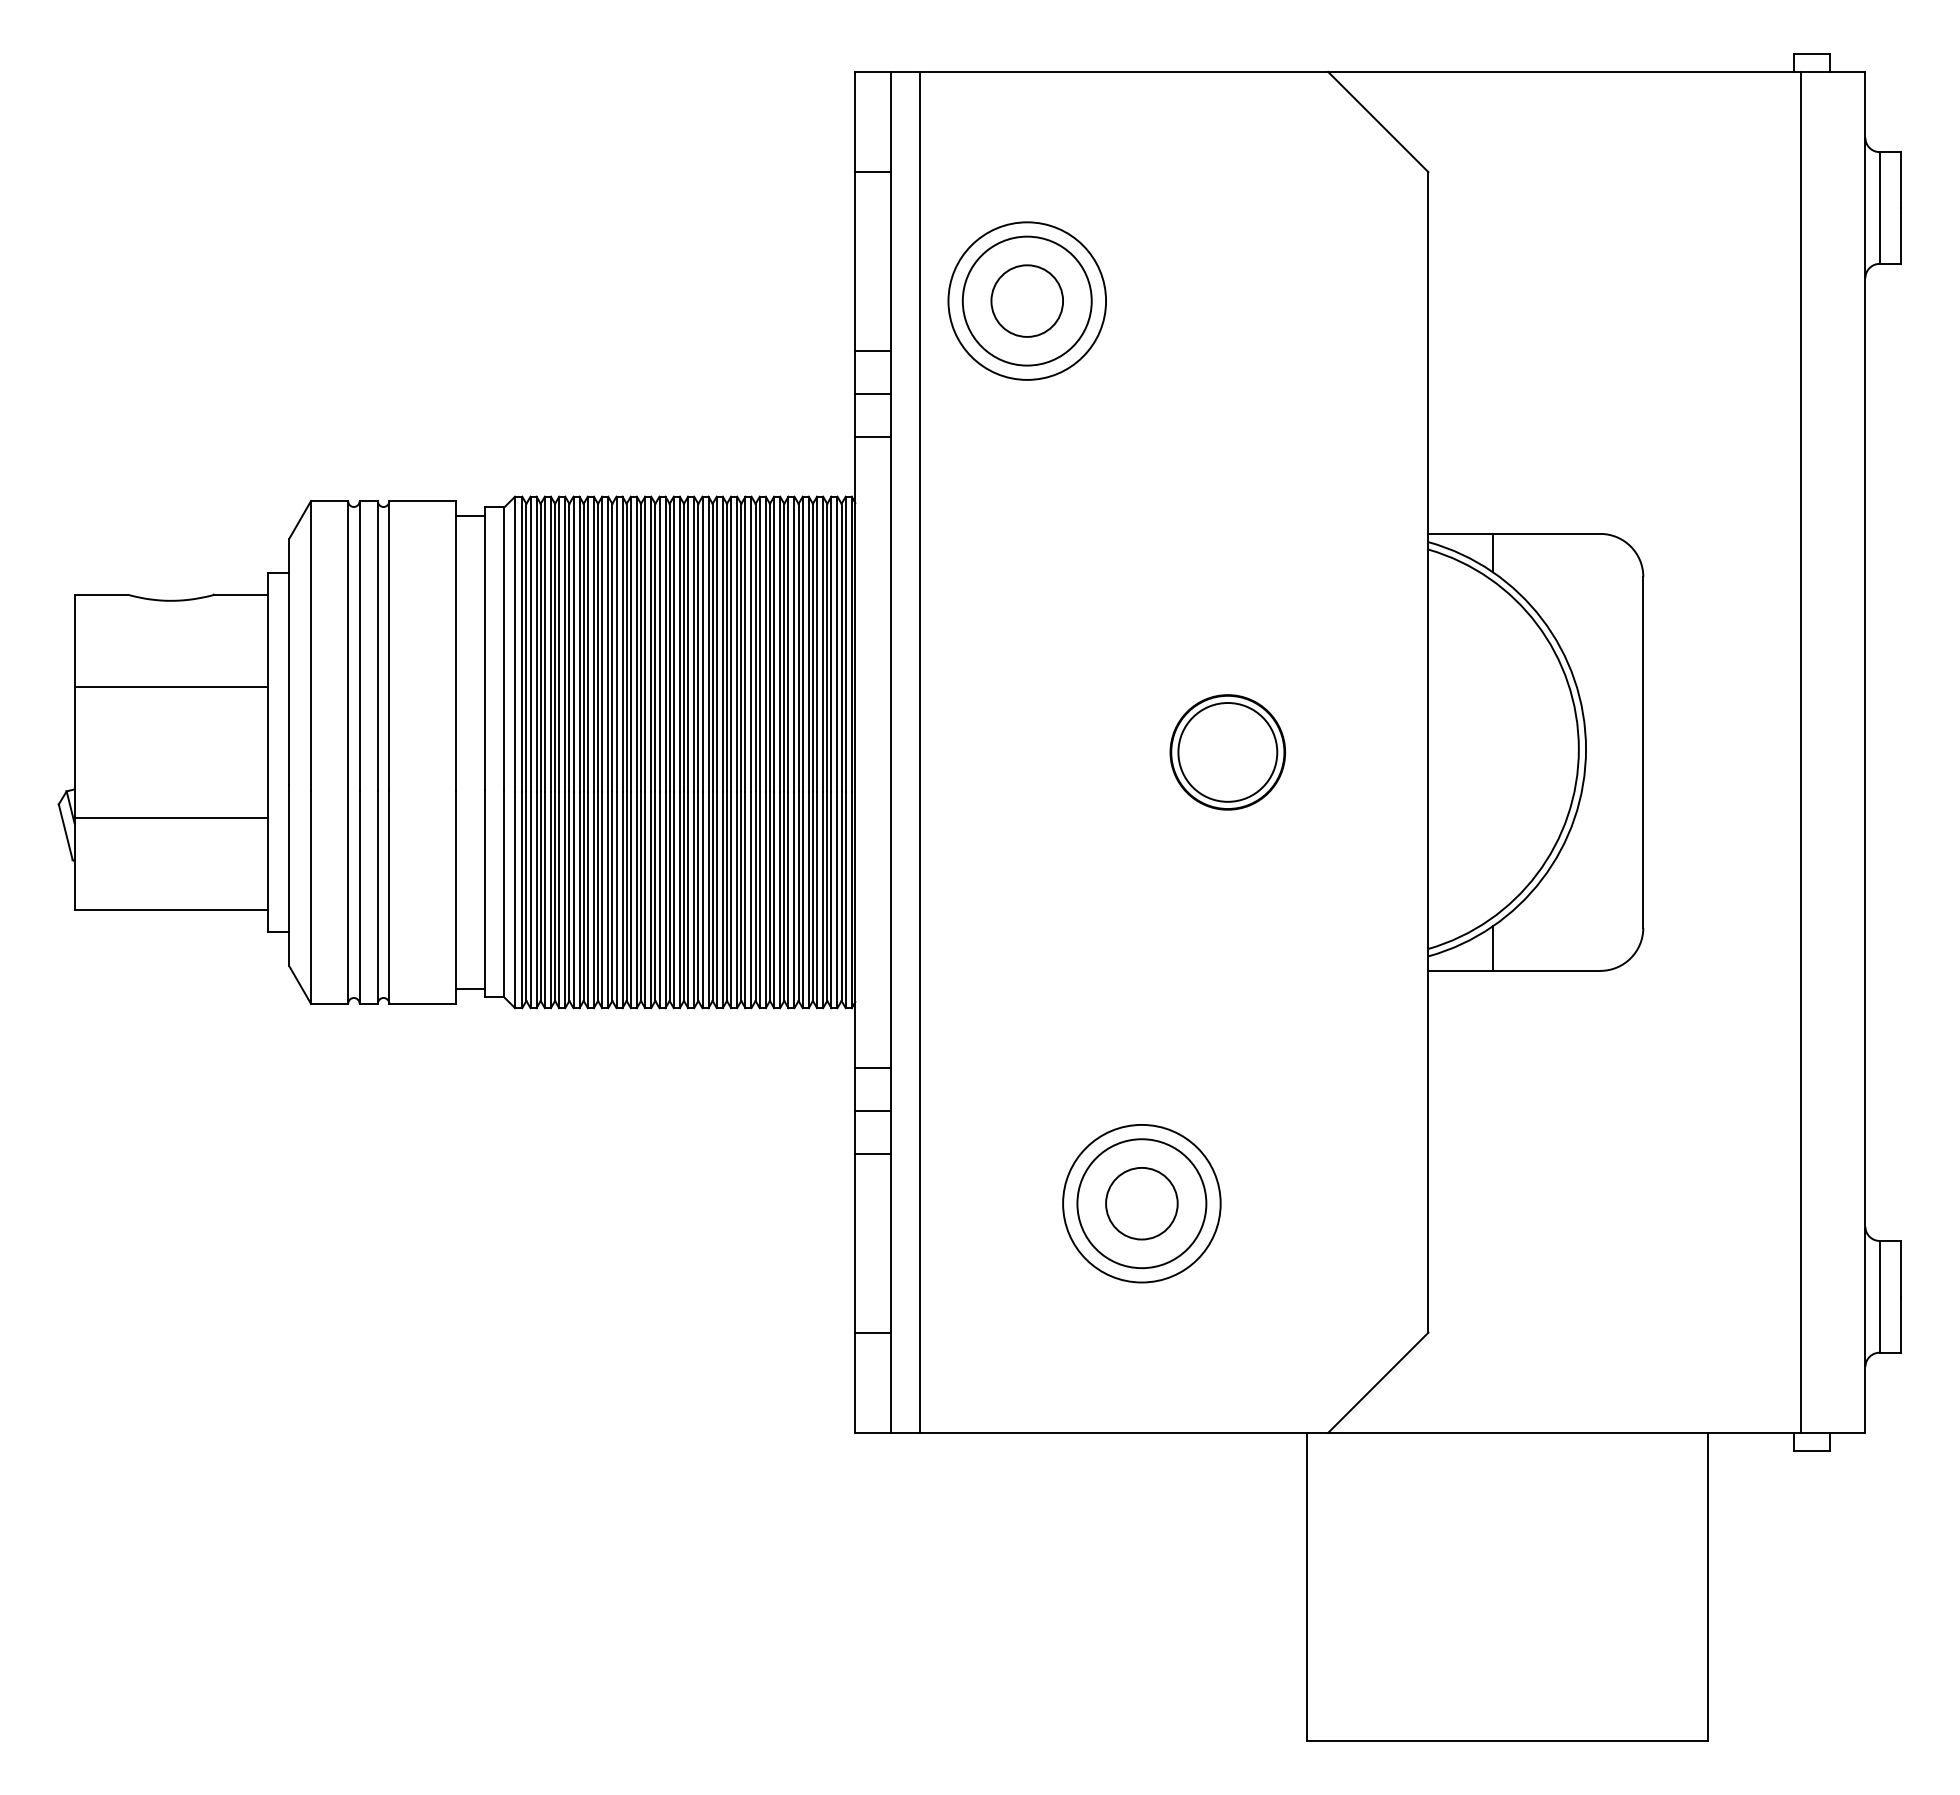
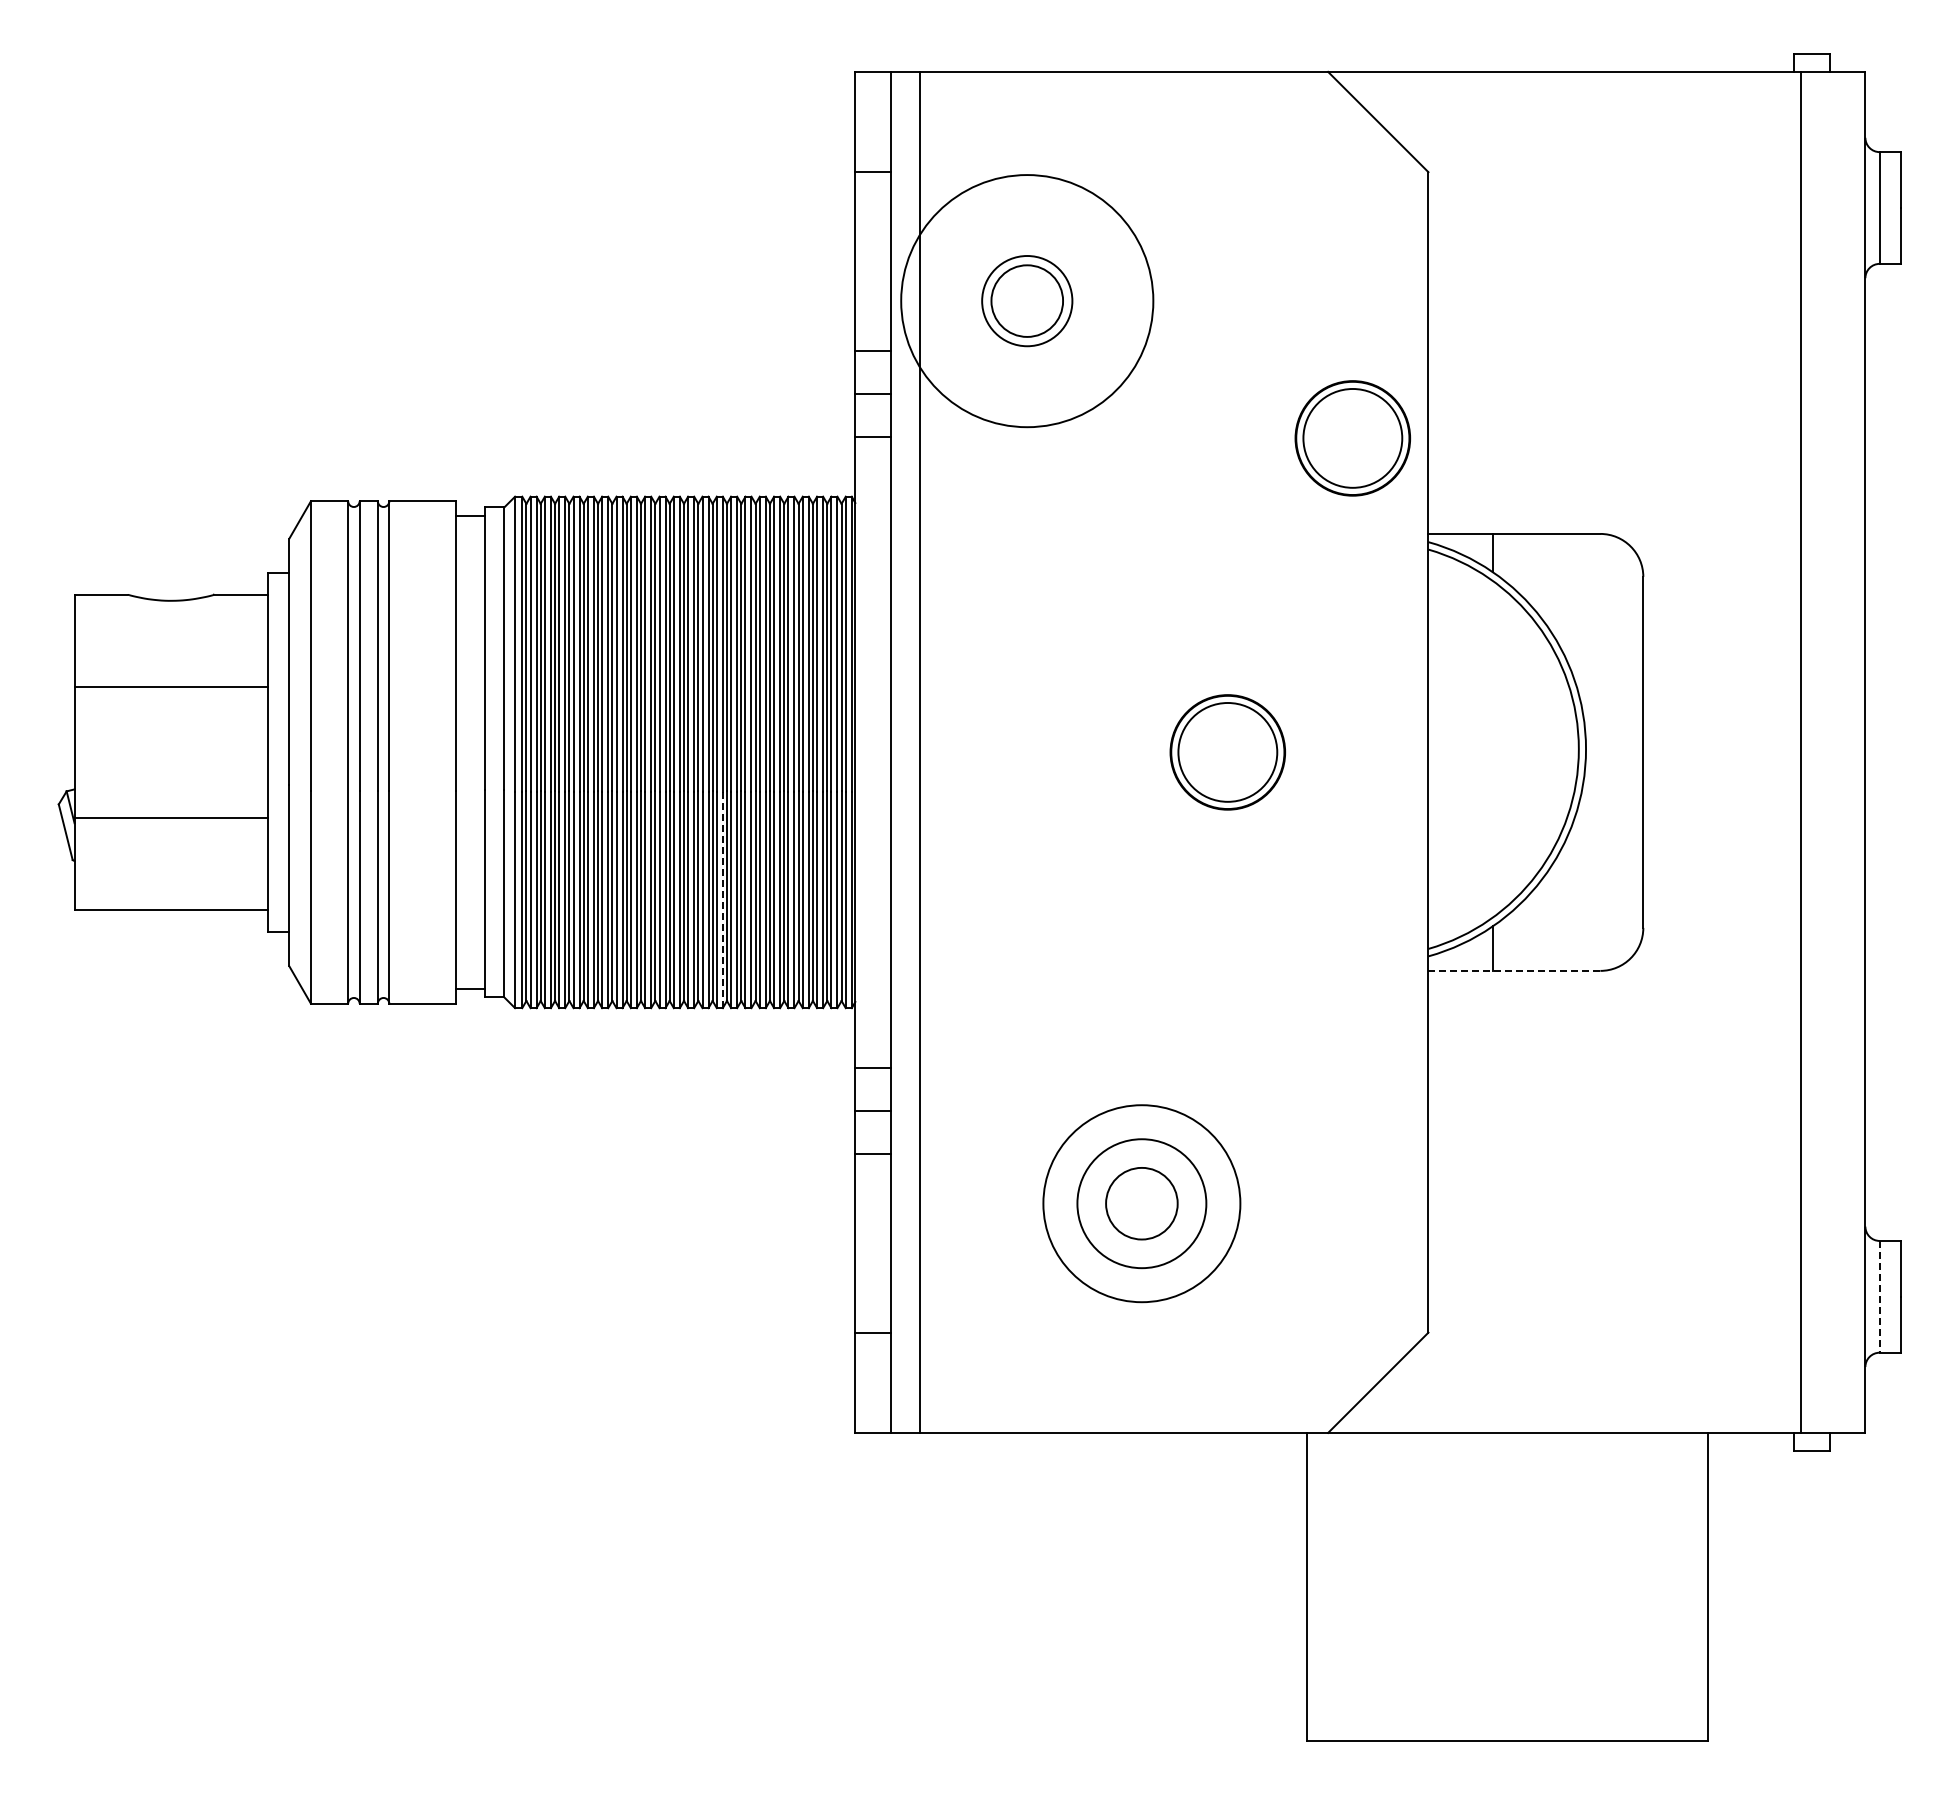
circle diameter: 129 px -> 90 px (1027, 301)
circle diameter: 158 px -> 252 px (1027, 301)
part: none -> present (1352, 438)
line: solid -> dashed (722, 899)
line: solid -> dashed (1514, 970)
circle diameter: 158 px -> 197 px (1141, 1203)
line: solid -> dashed (1879, 1296)
